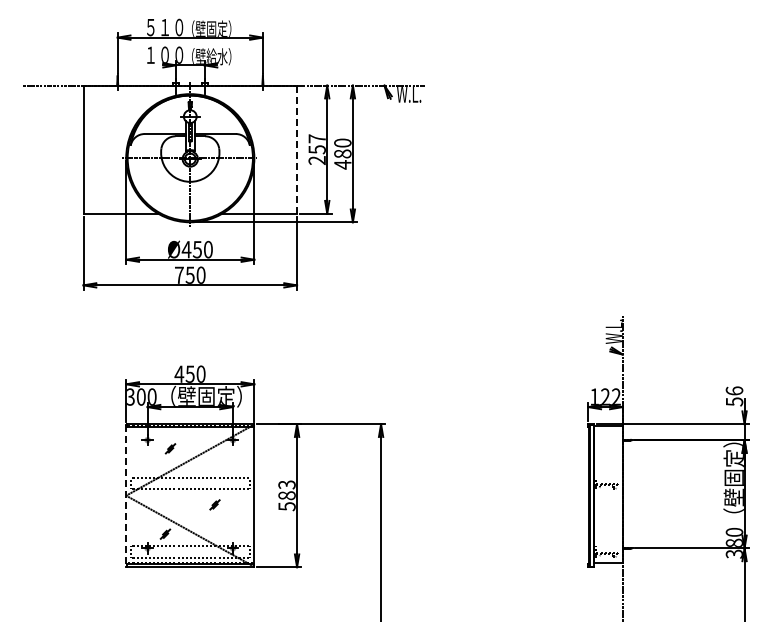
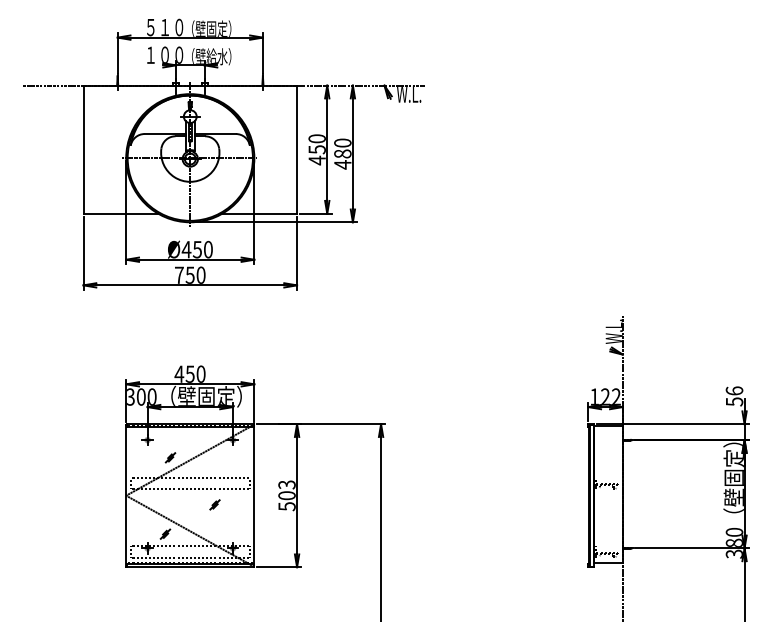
text: 257 -> 450 (316, 149)
line: dashed -> solid (297, 150)
part position: (170, 448) -> (170, 457) (170, 457)
text: 583 -> 503 (286, 495)
line: dashed -> solid (126, 496)
